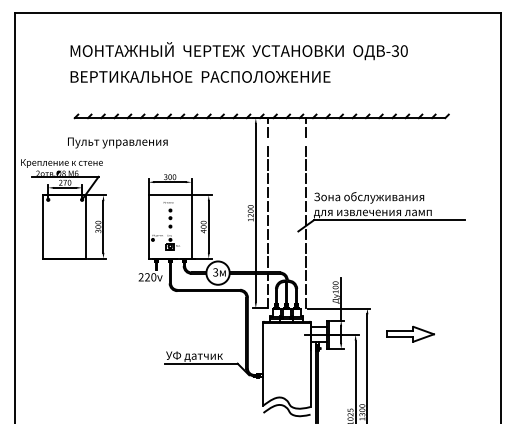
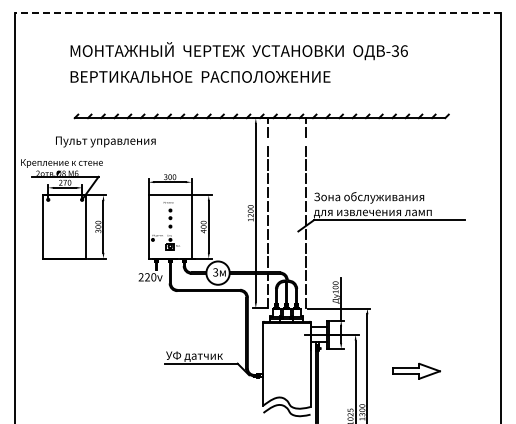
line: solid -> dashed (258, 12)
text: -30 -> -36 (403, 50)
text position: (117, 142) -> (105, 141) (105, 141)
part position: (410, 333) -> (416, 370) (416, 370)
